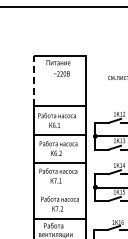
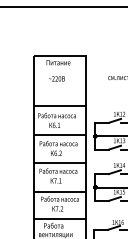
text position: (61, 73) -> (56, 78) (56, 78)
line: dashed -> solid (33, 80)
line: none -> present (59, 192)
